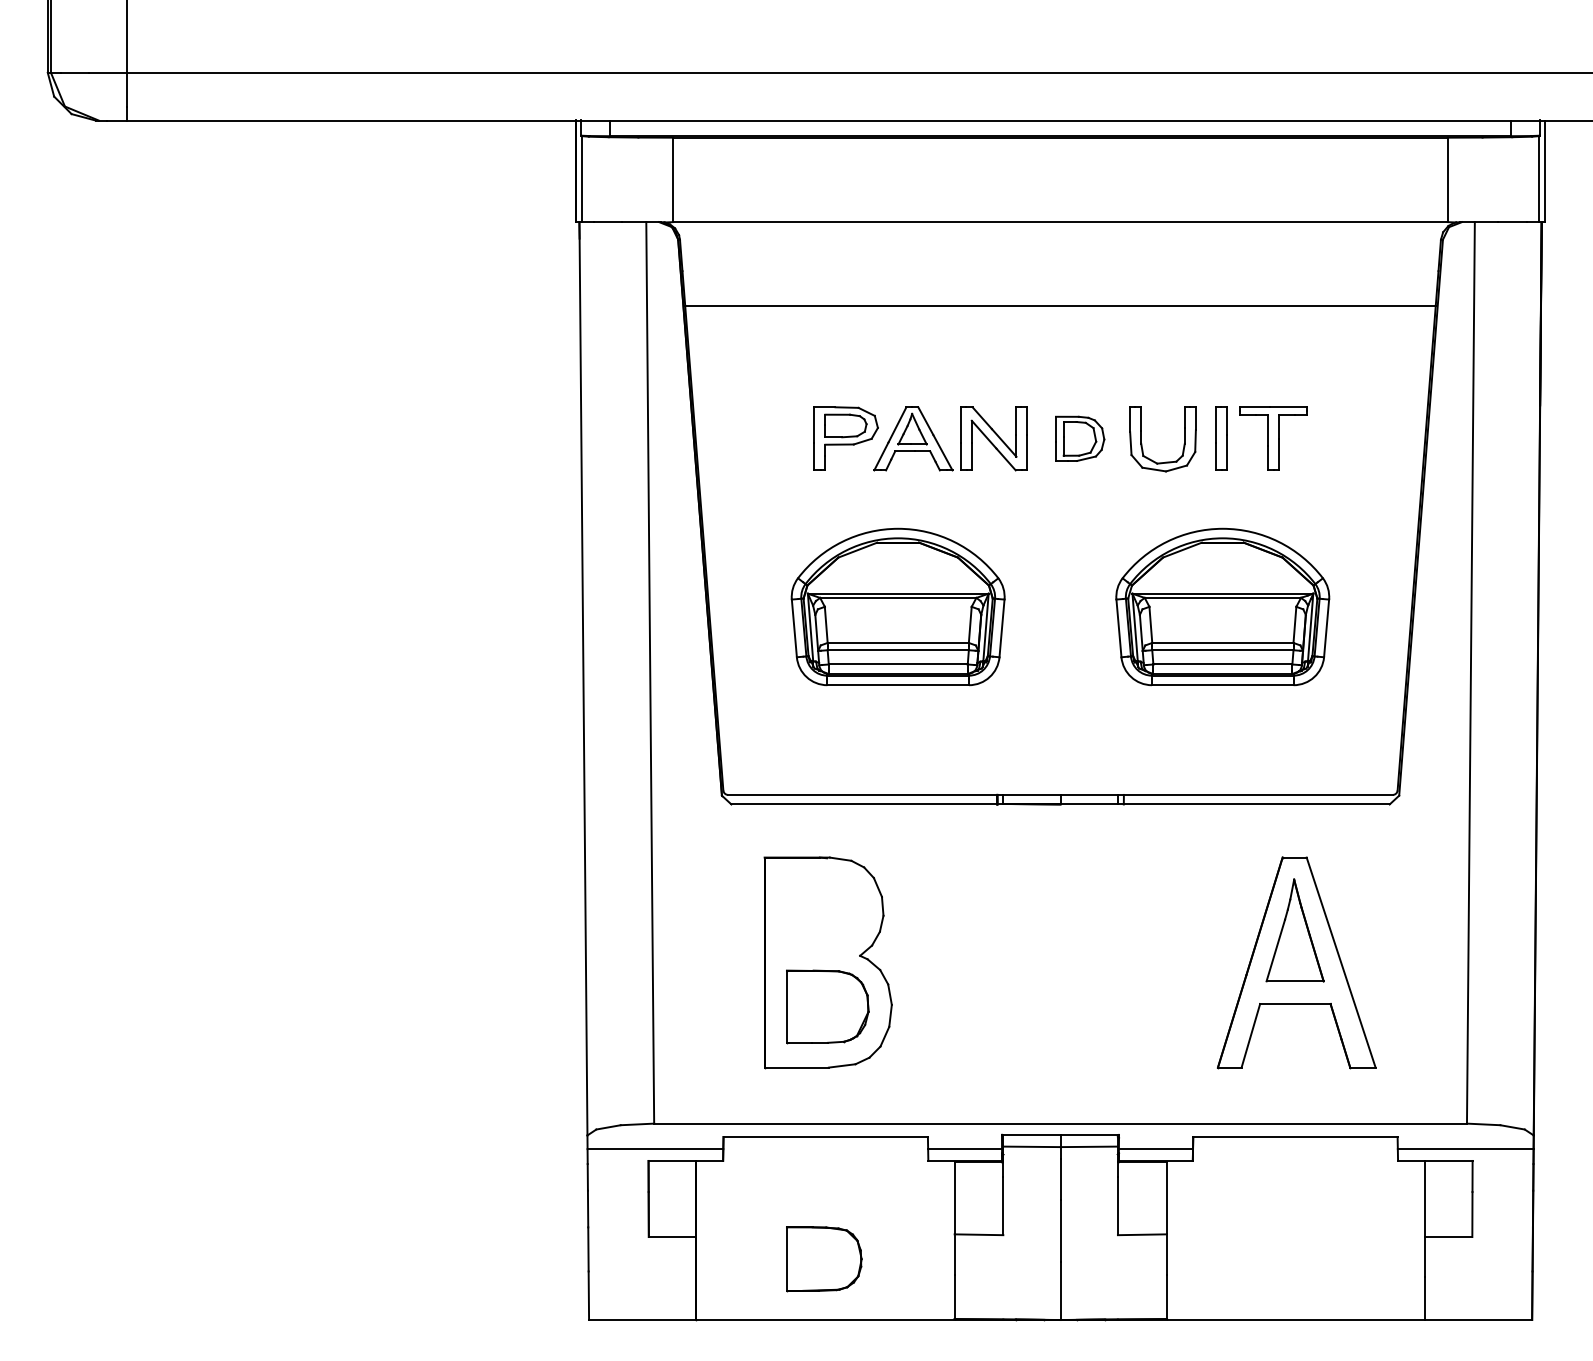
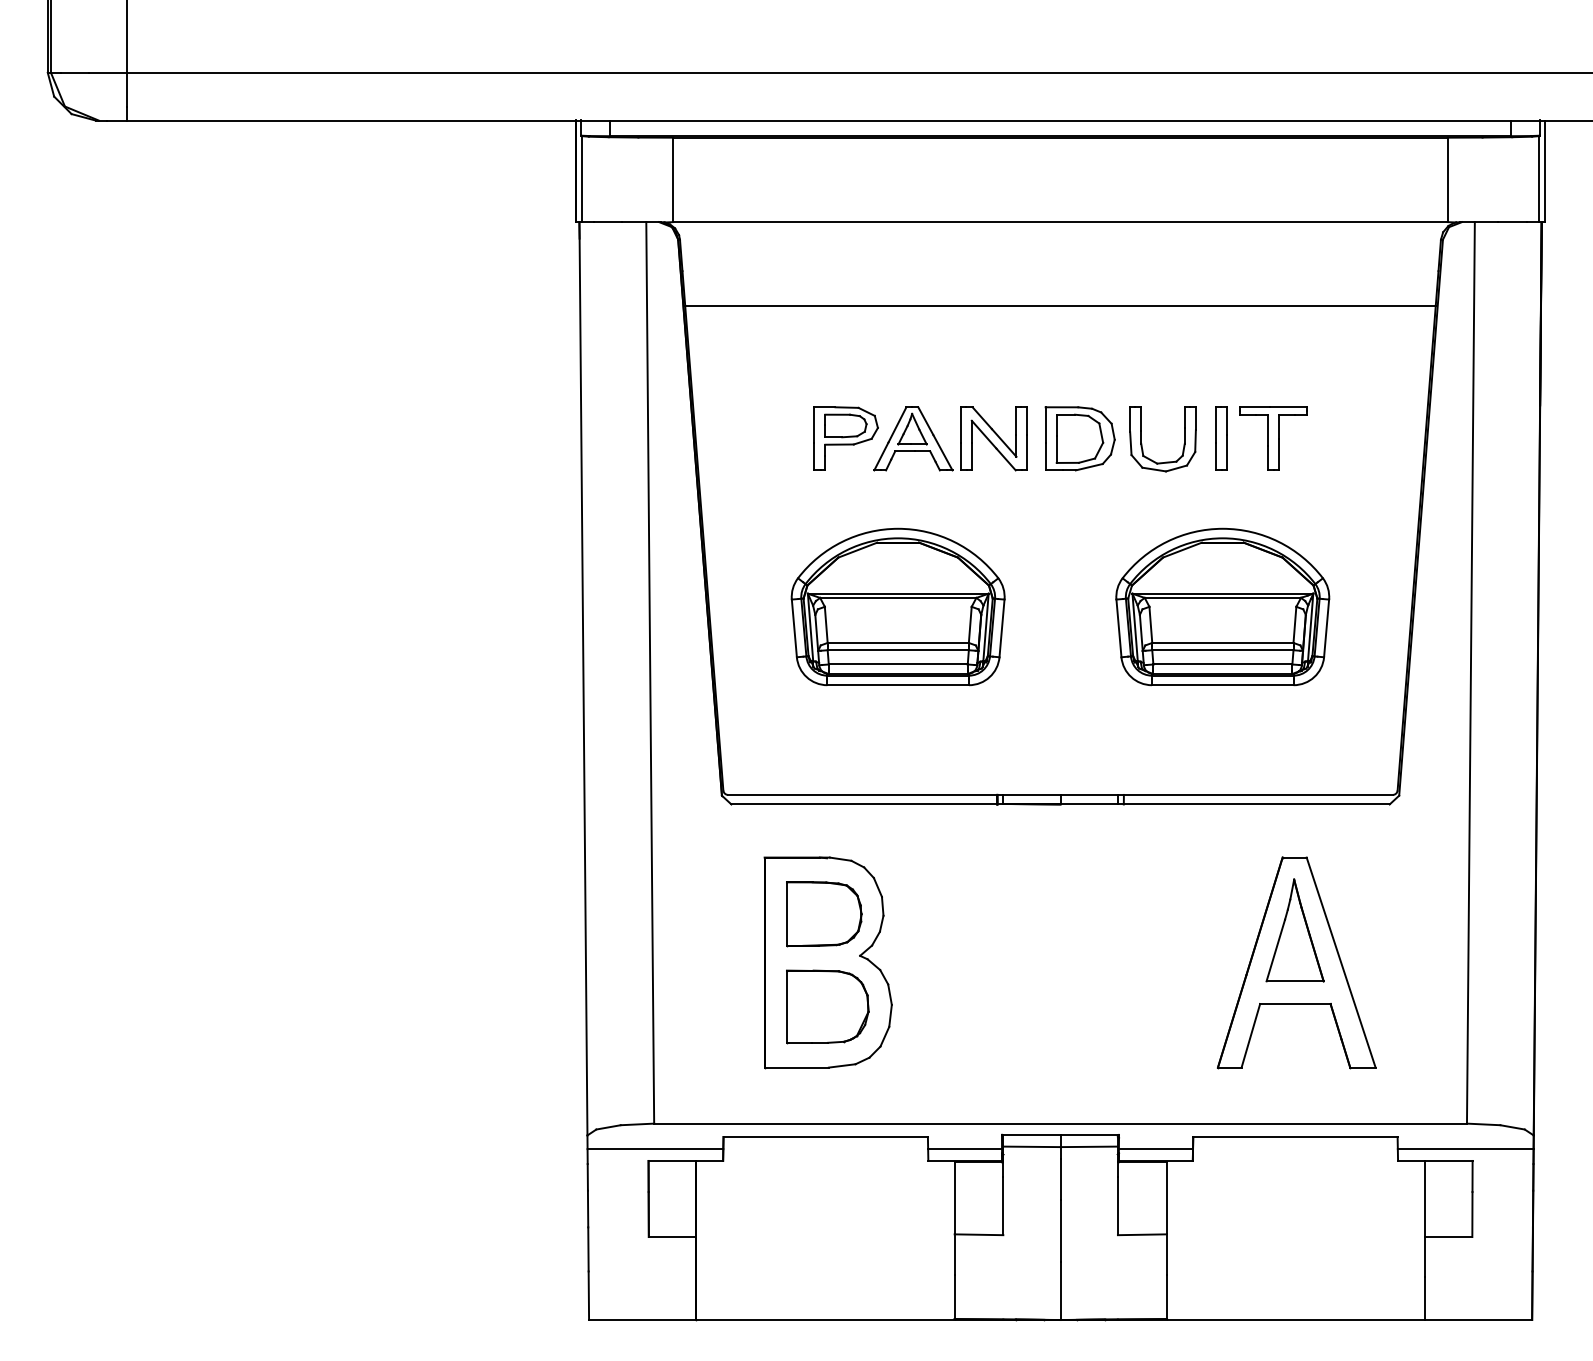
part size: 51x47 px -> 72x66 px (1079, 438)
part position: (824, 1259) -> (824, 914) (824, 914)
